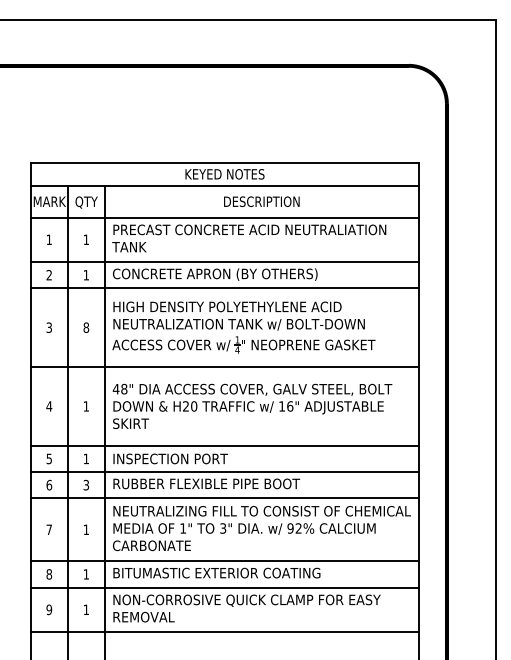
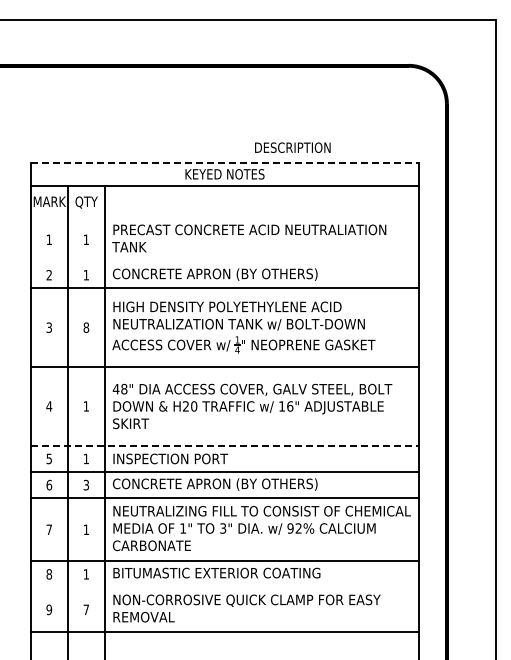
line: solid -> dashed (224, 162)
text position: (261, 201) -> (292, 147) (292, 147)
line: present -> none (224, 217)
line: present -> none (224, 262)
line: solid -> dashed (224, 445)
text: RUBBER FLEXIBLE PIPE BOOT -> CONCRETE APRON (BY OTHERS) (215, 484)
line: present -> none (224, 587)
text: 1 -> 7 (85, 609)
